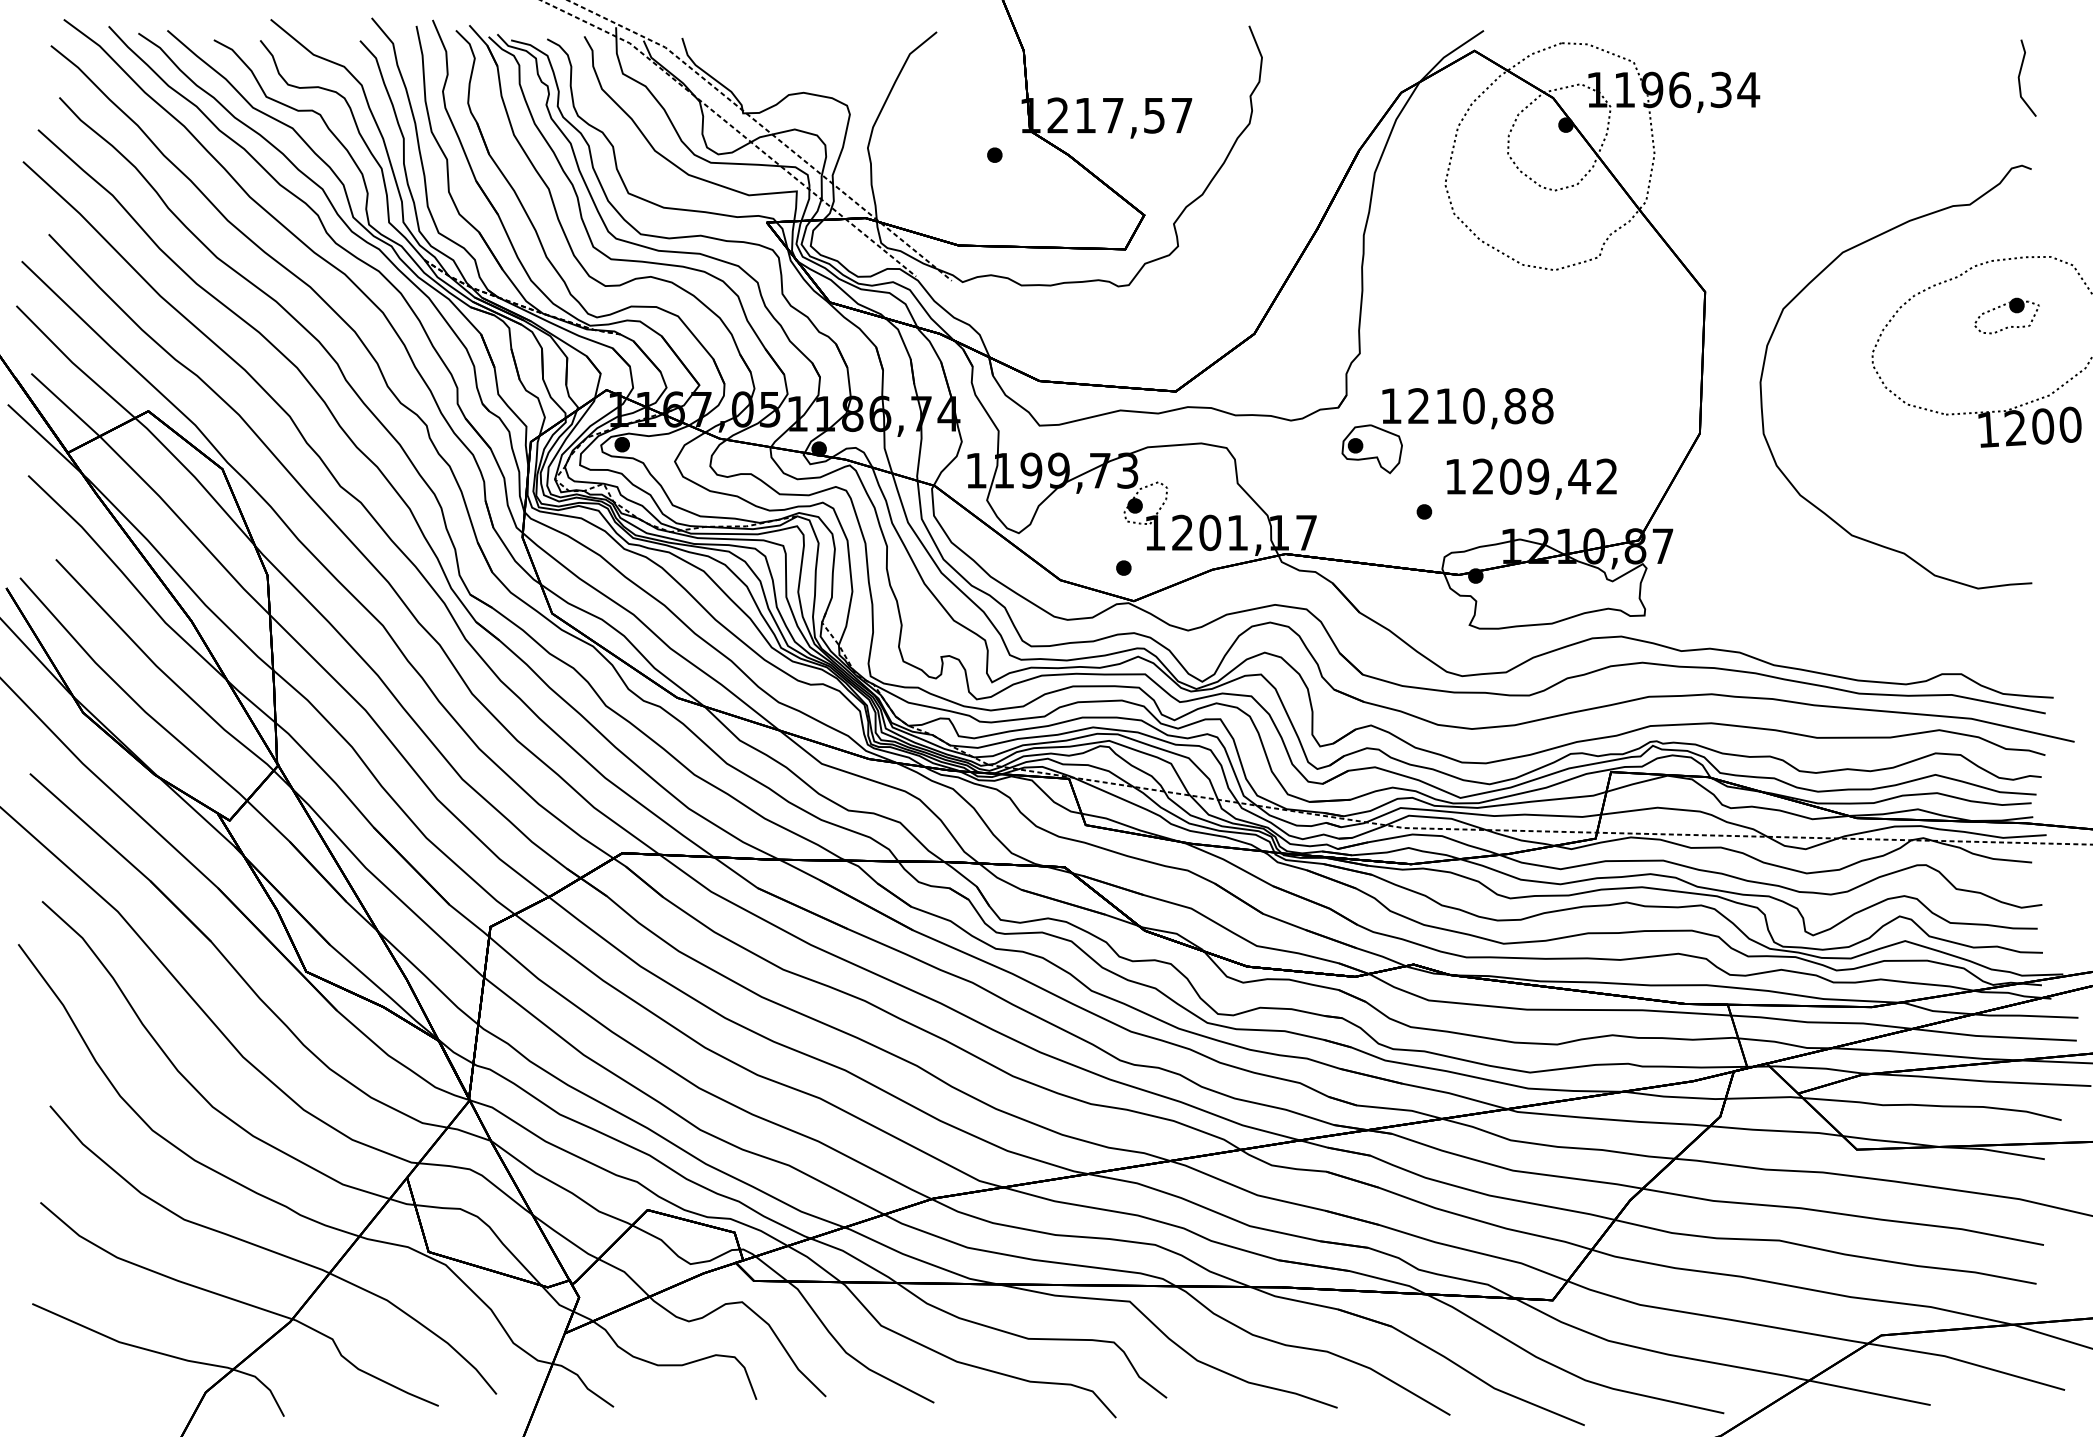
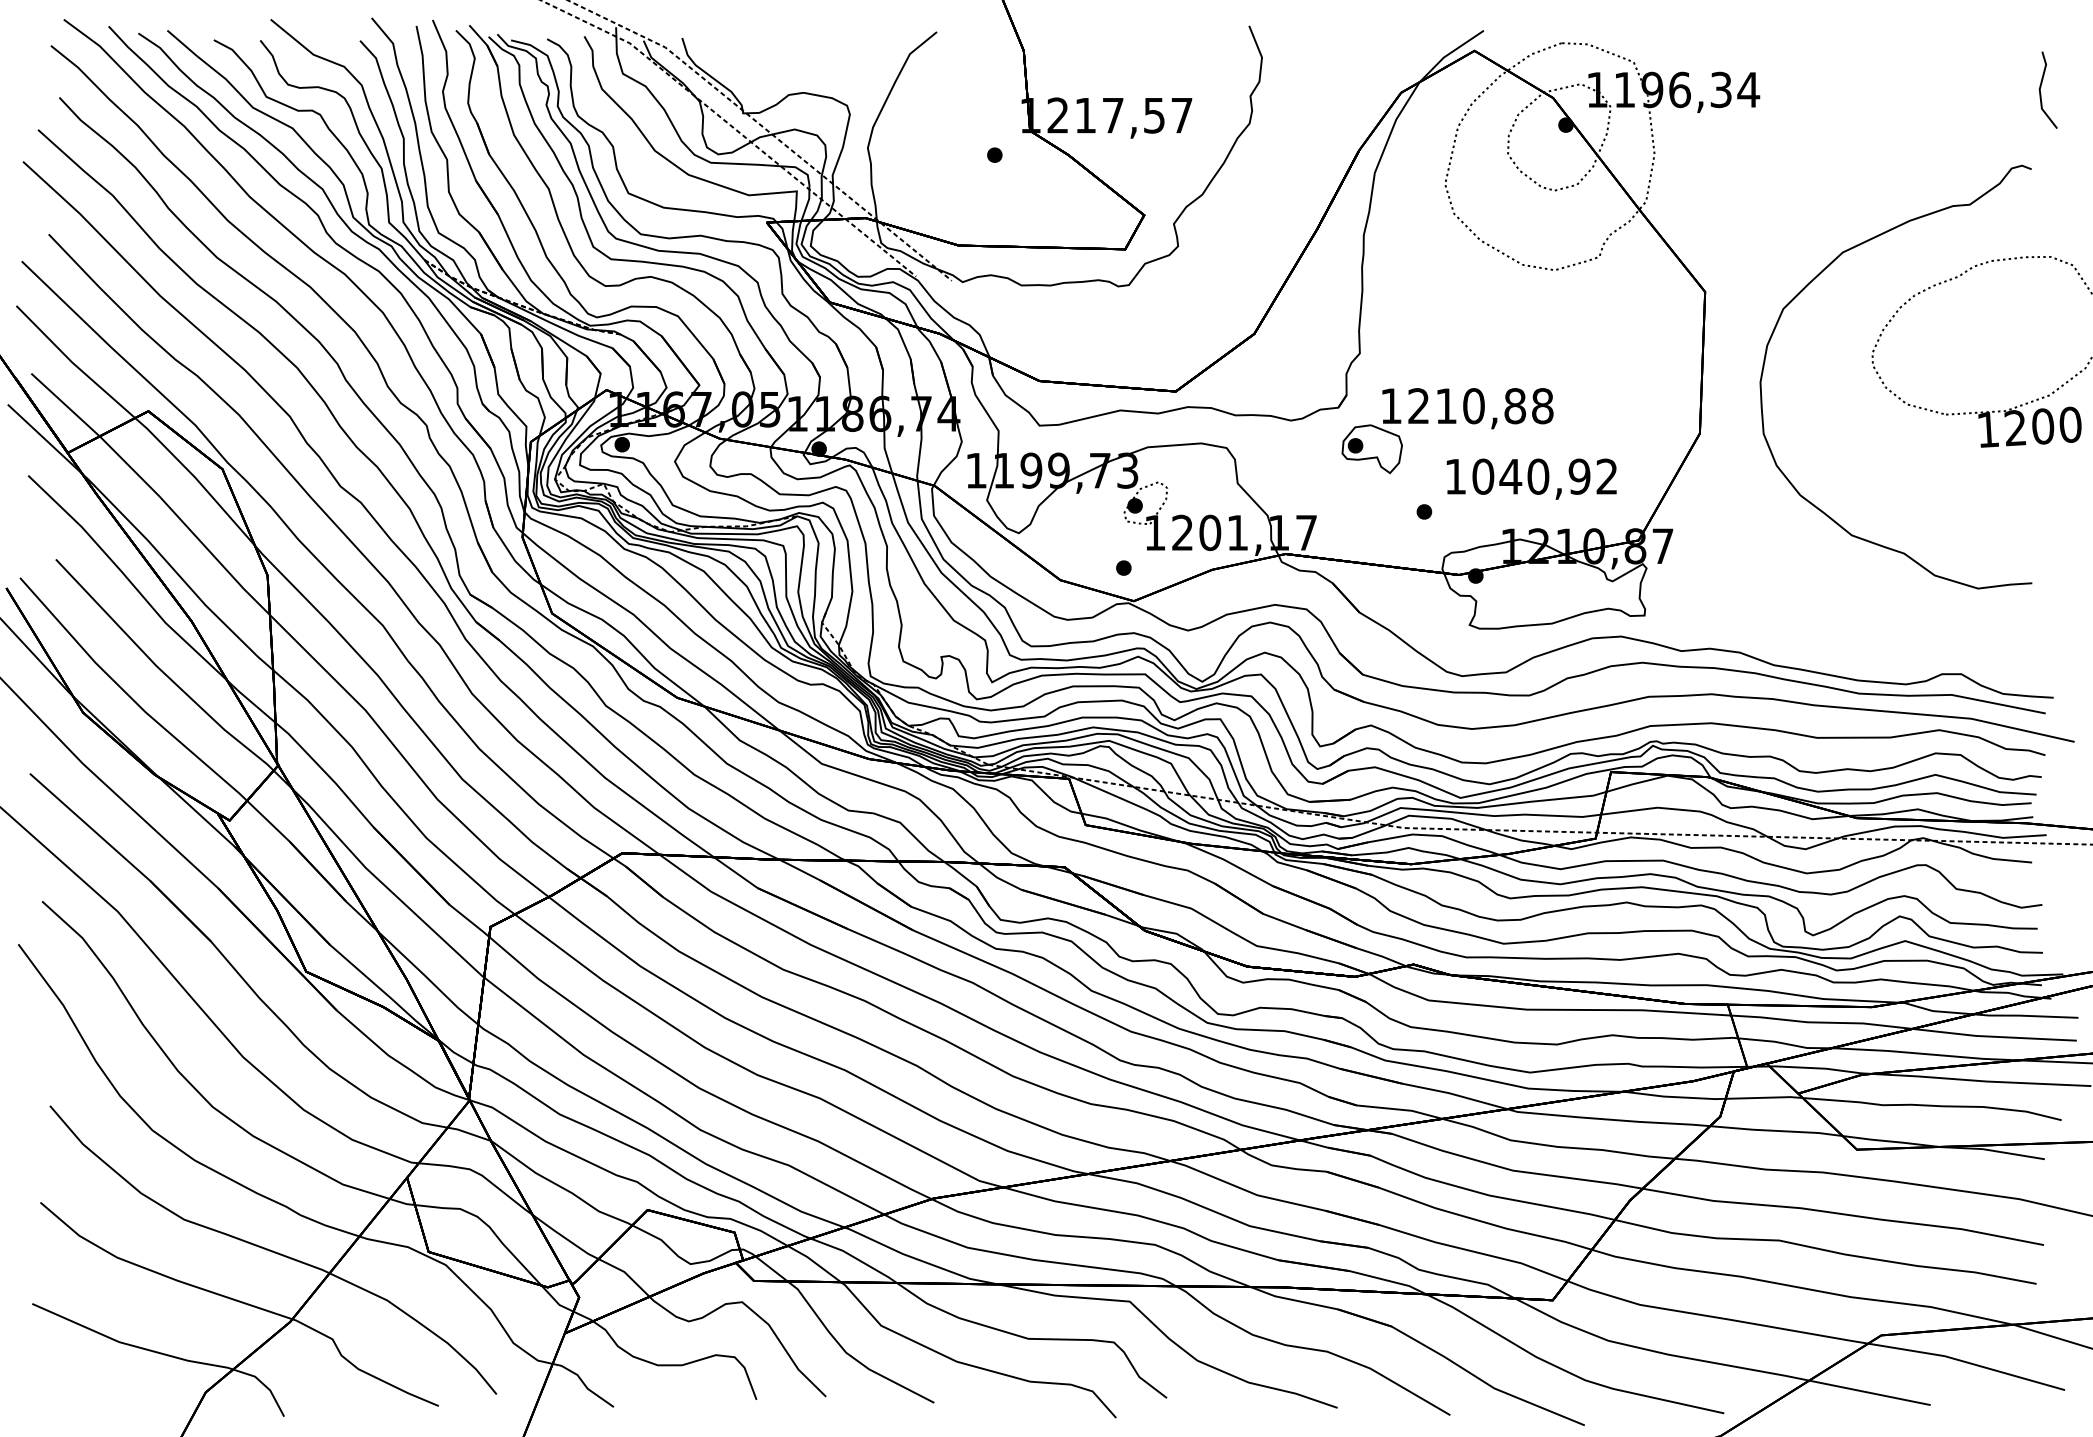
line position: (2020, 75) -> (2041, 87) (2041, 87)
part: present -> none (2010, 310)
text: 1209,42 -> 1040,92 (1531, 476)
